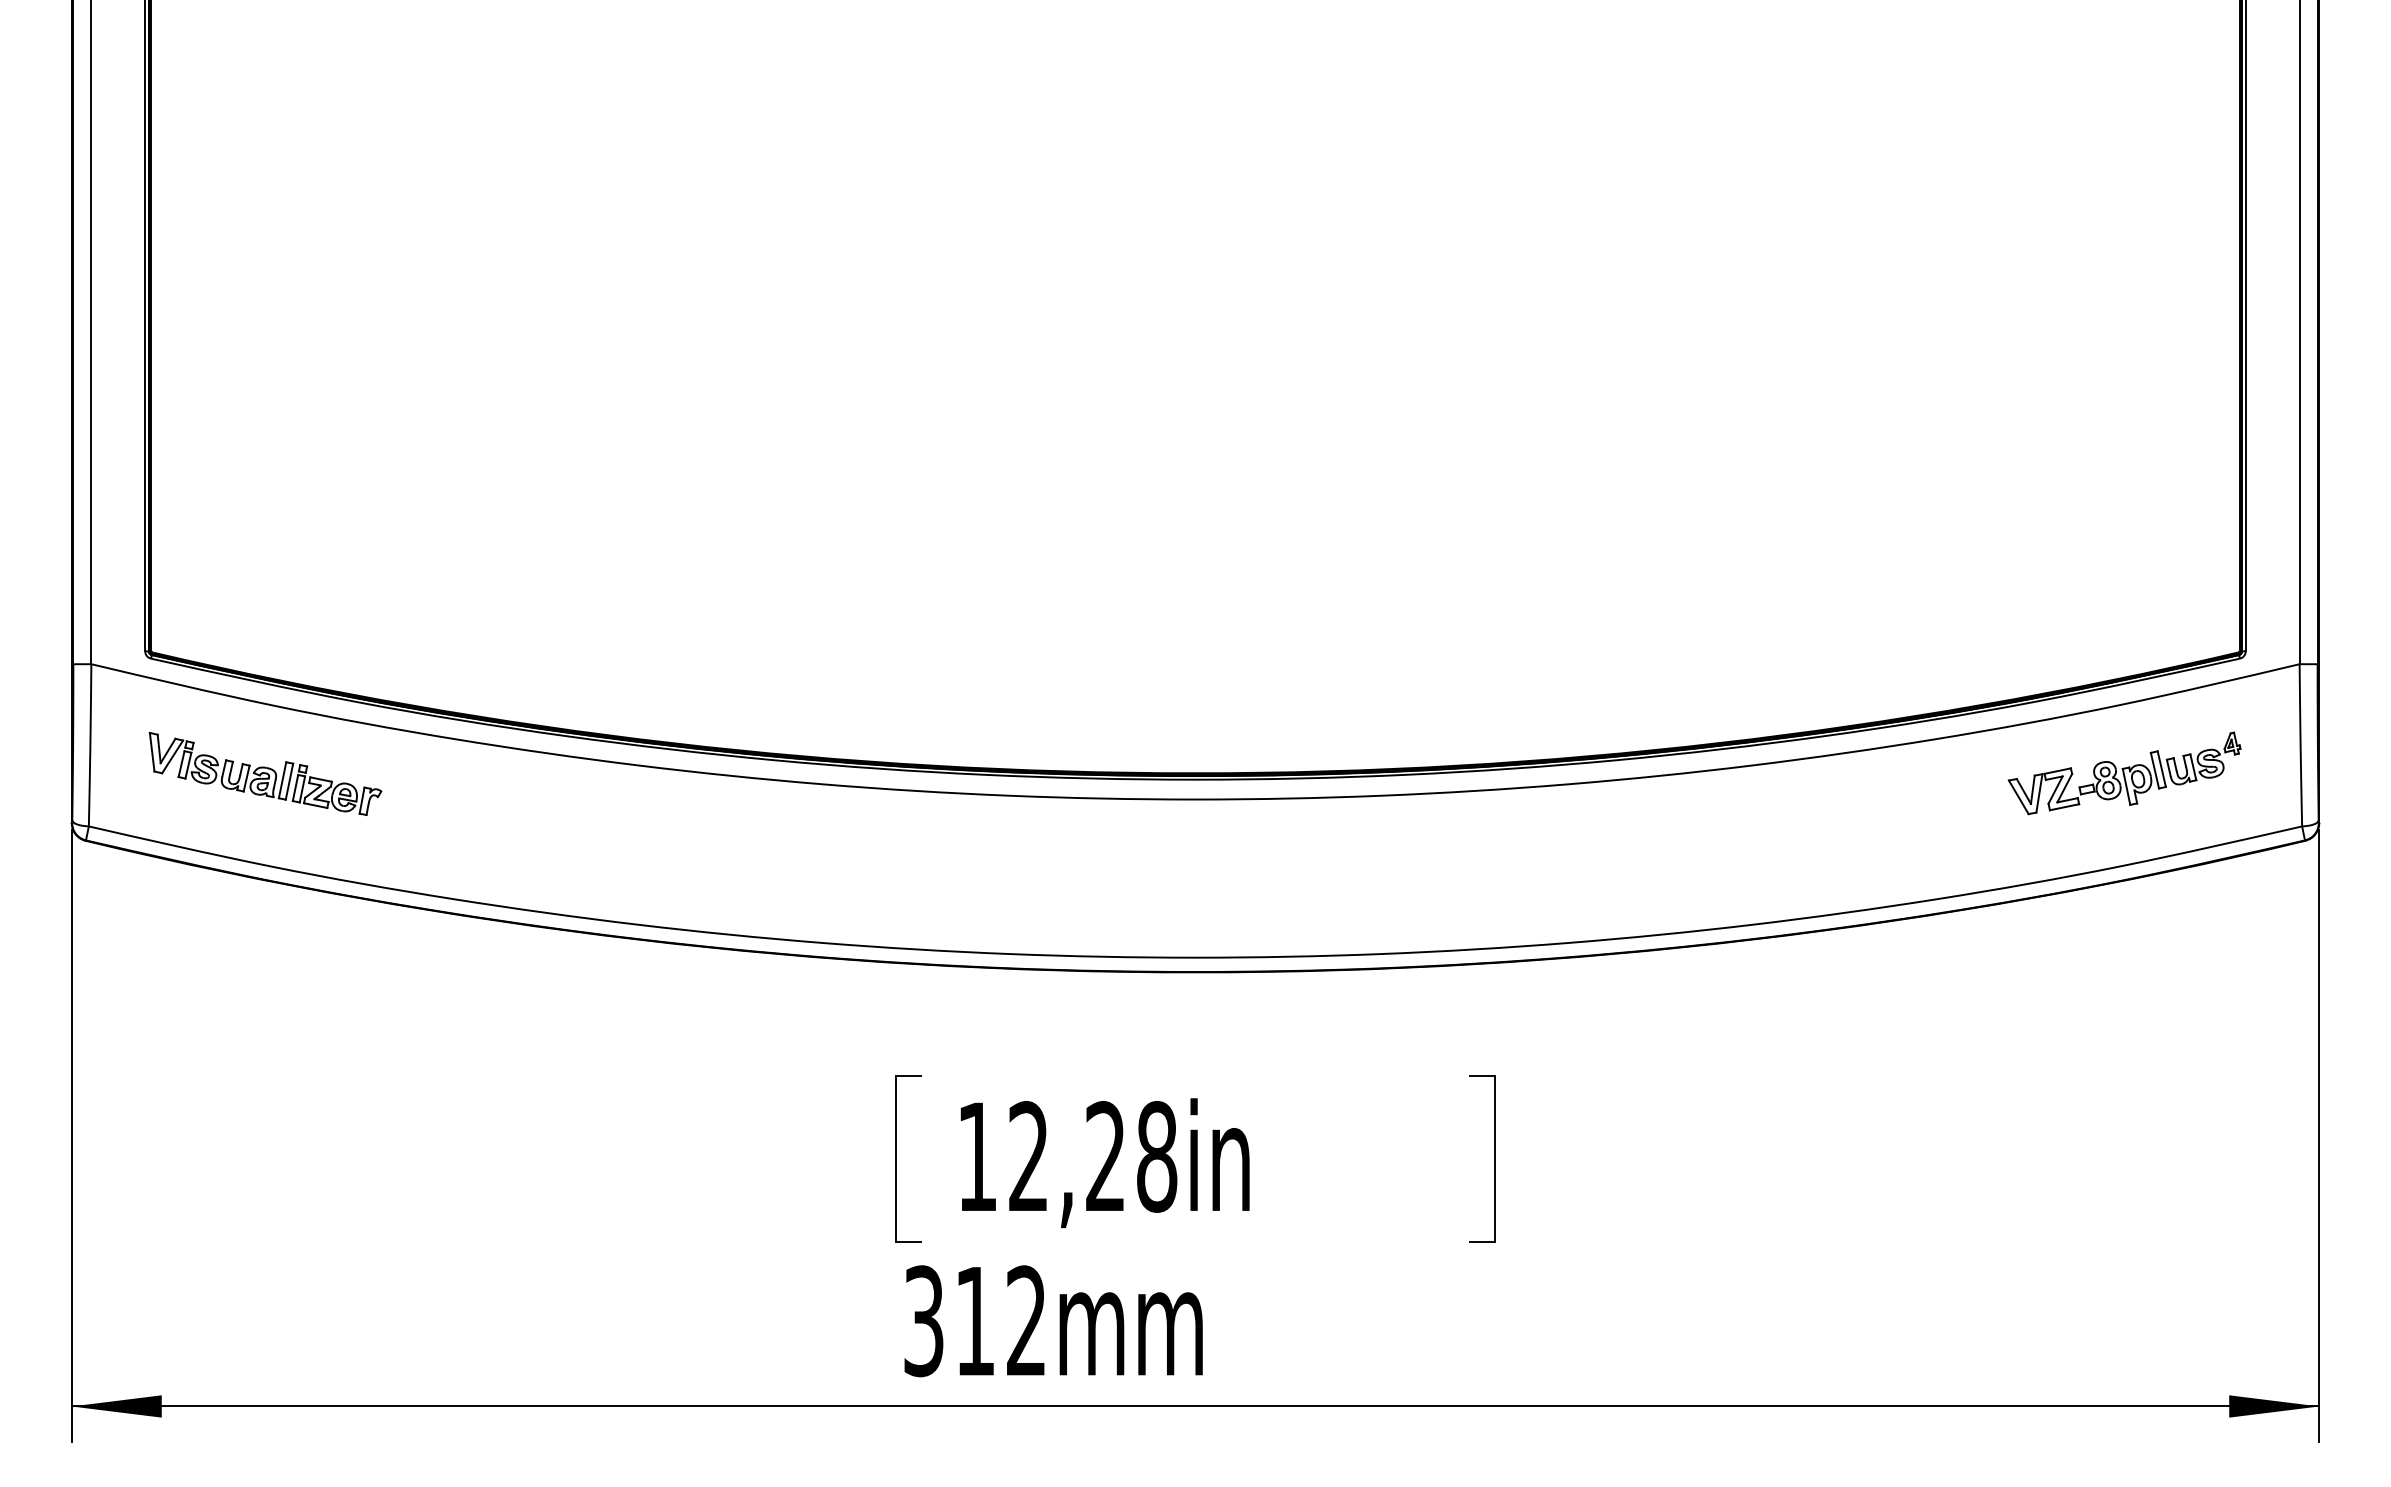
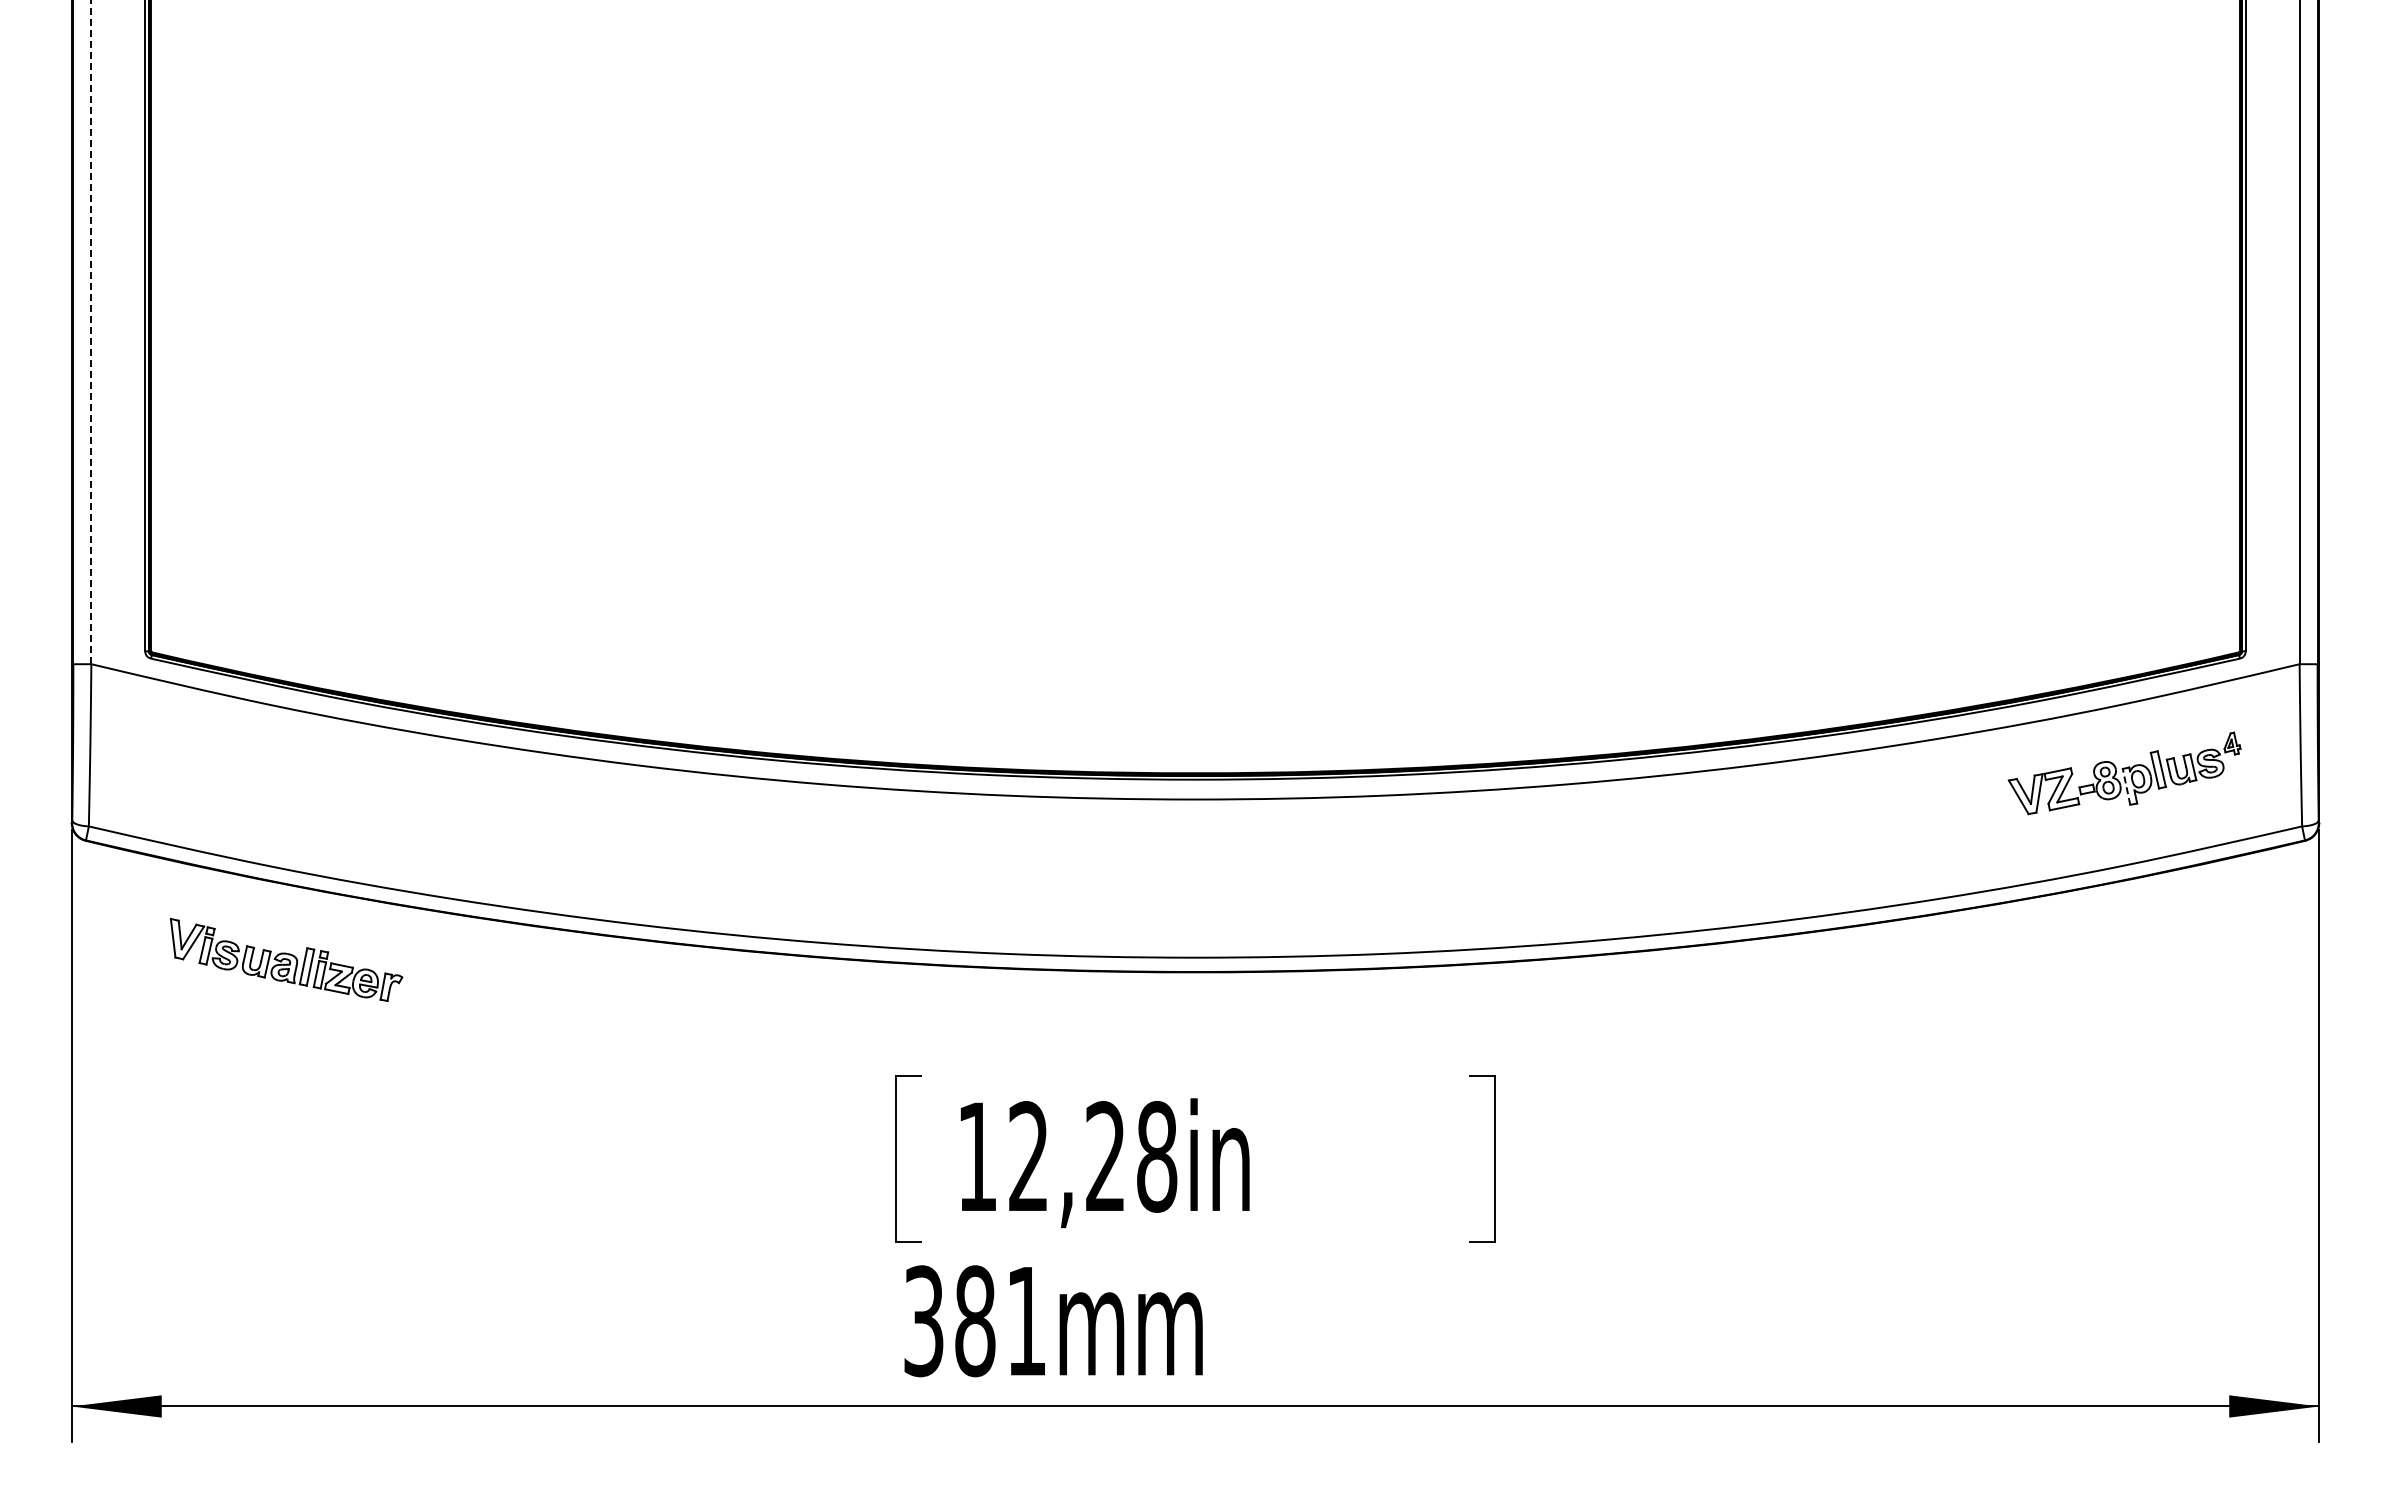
line: solid -> dashed (91, 332)
part position: (265, 773) -> (286, 959) (286, 959)
line: solid -> dashed (2126, 786)
text: 312mm -> 381mm (999, 1321)
